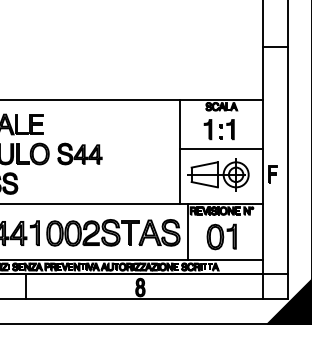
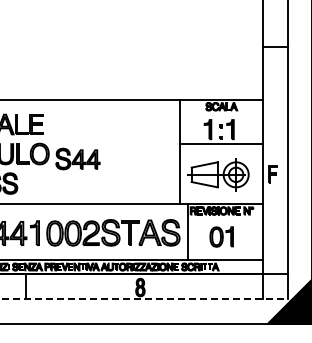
line position: (221, 149) -> (221, 144) (221, 144)
part position: (79, 153) -> (77, 158) (77, 158)
part size: 31x28 px -> 25x22 px (221, 236)
line: solid -> dashed (144, 298)
